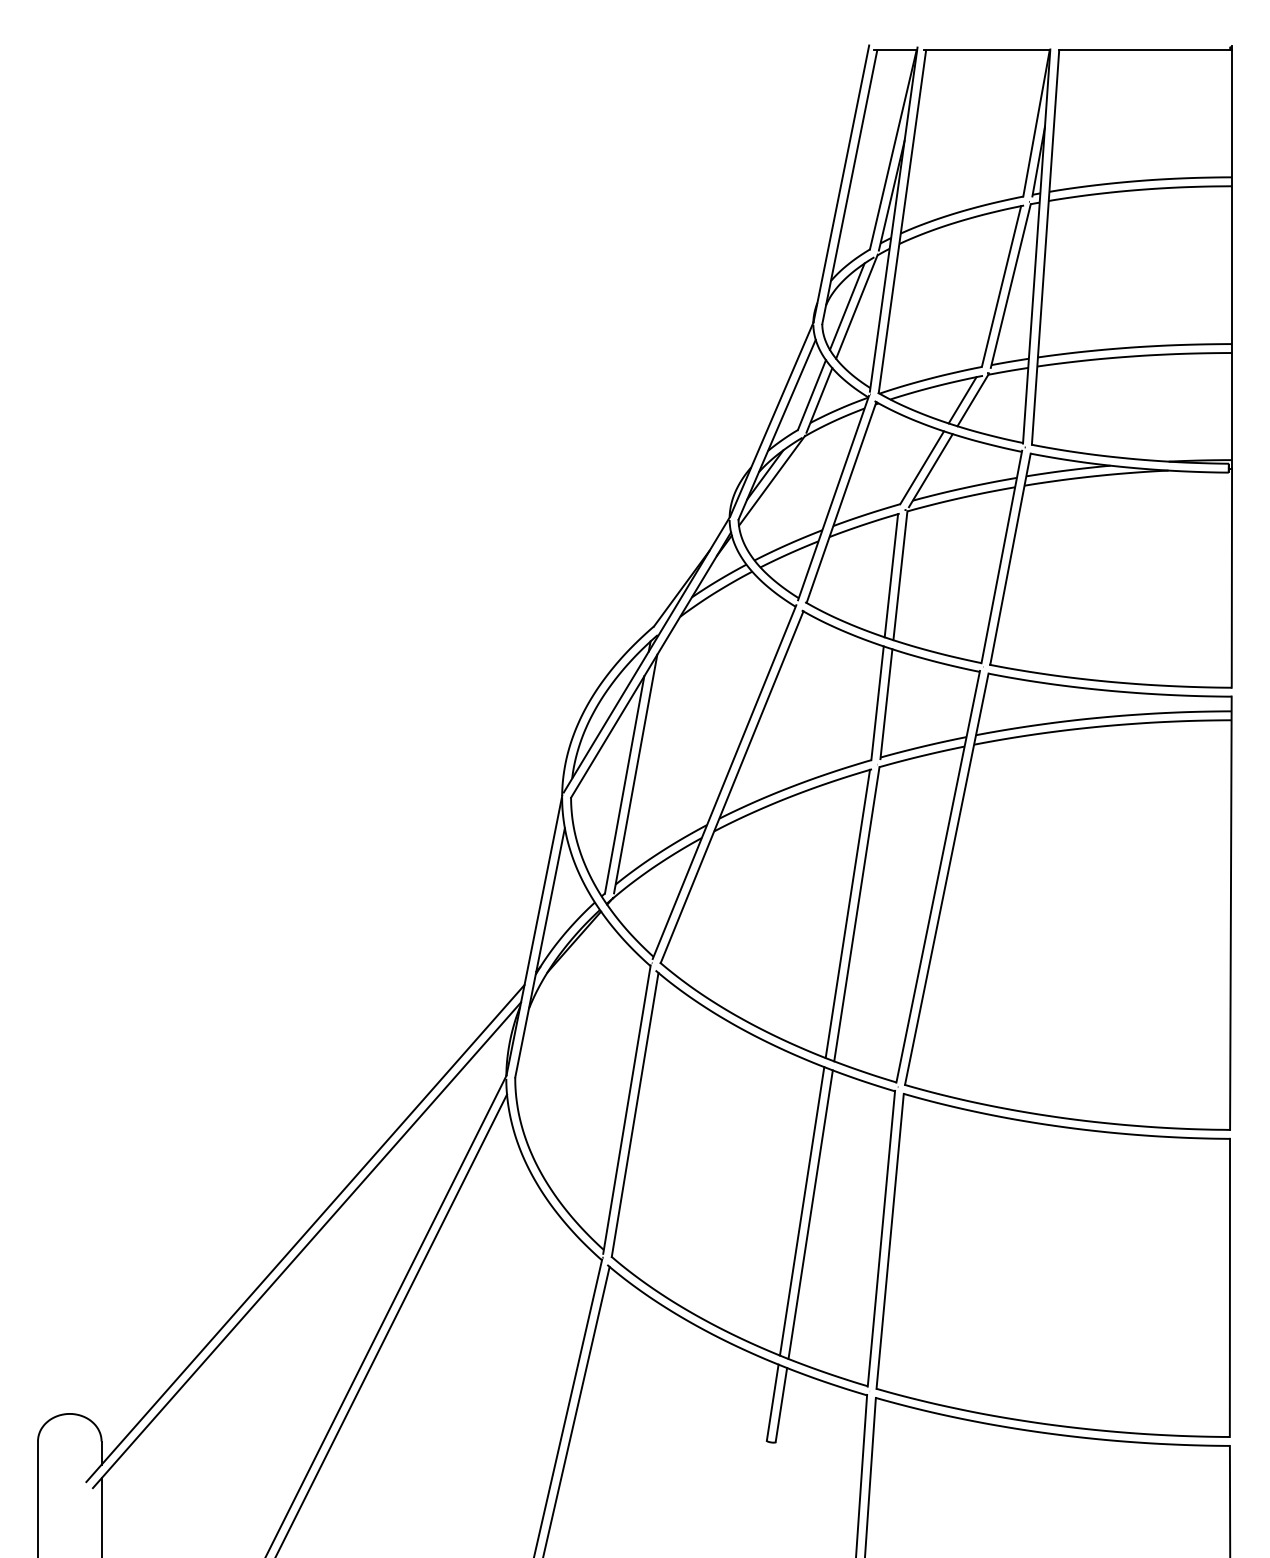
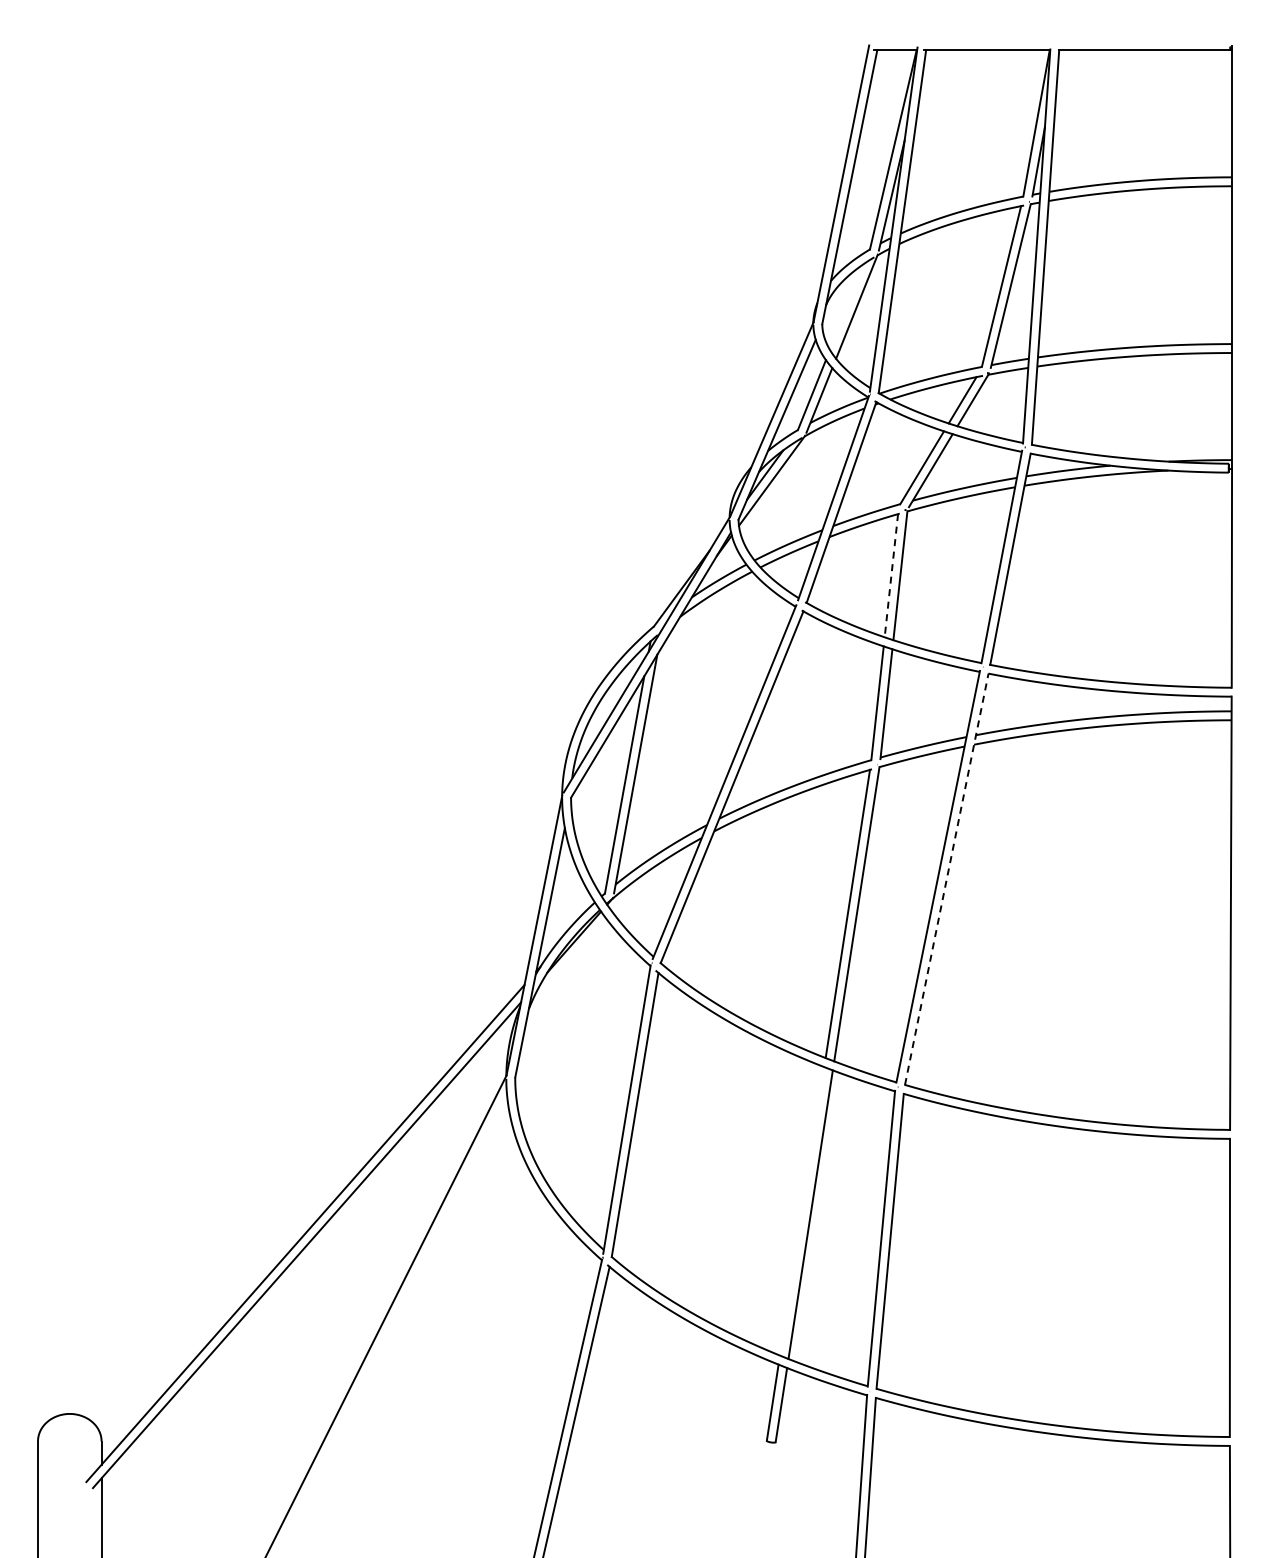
line: present -> none (846, 306)
line: solid -> dashed (891, 575)
line: solid -> dashed (946, 879)
line: present -> none (801, 1211)
line: present -> none (391, 1324)
